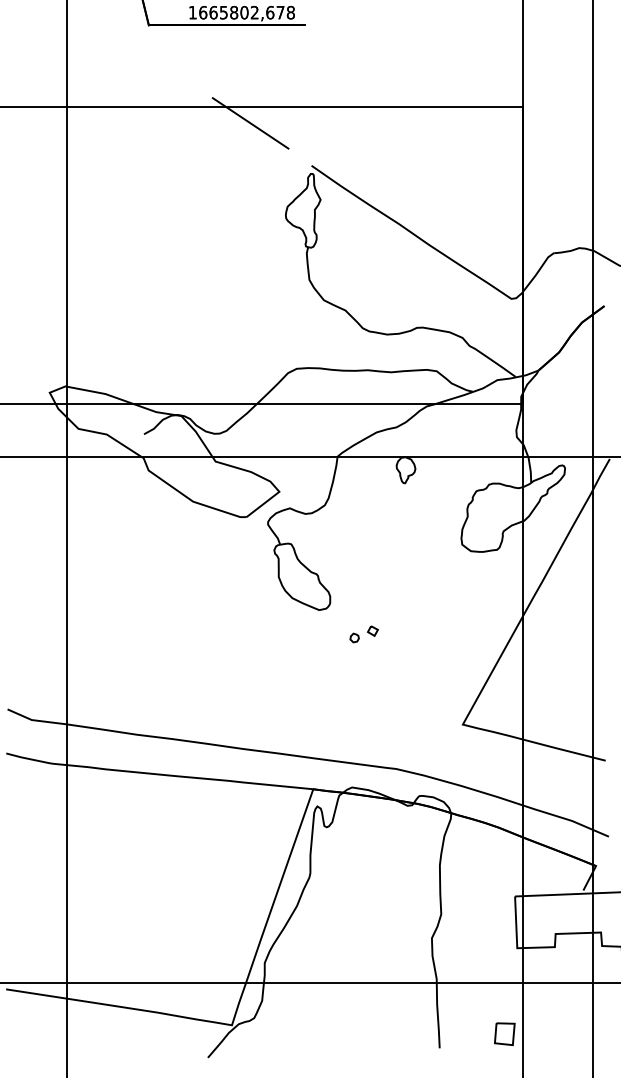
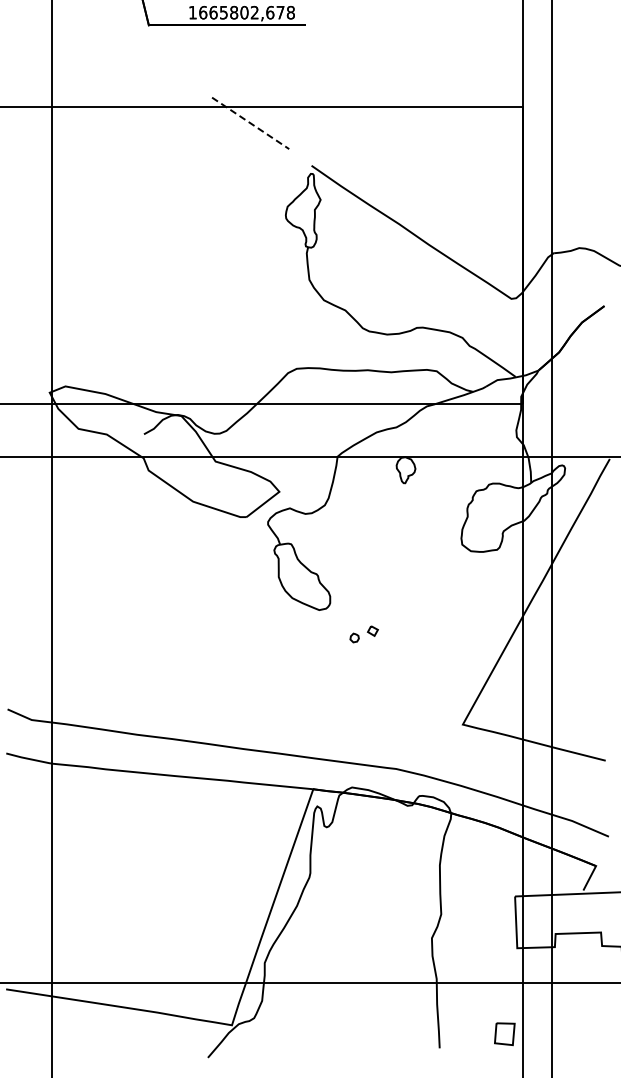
line: solid -> dashed (251, 123)
line position: (67, 538) -> (52, 538) (52, 538)
line position: (592, 538) -> (551, 538) (551, 538)
